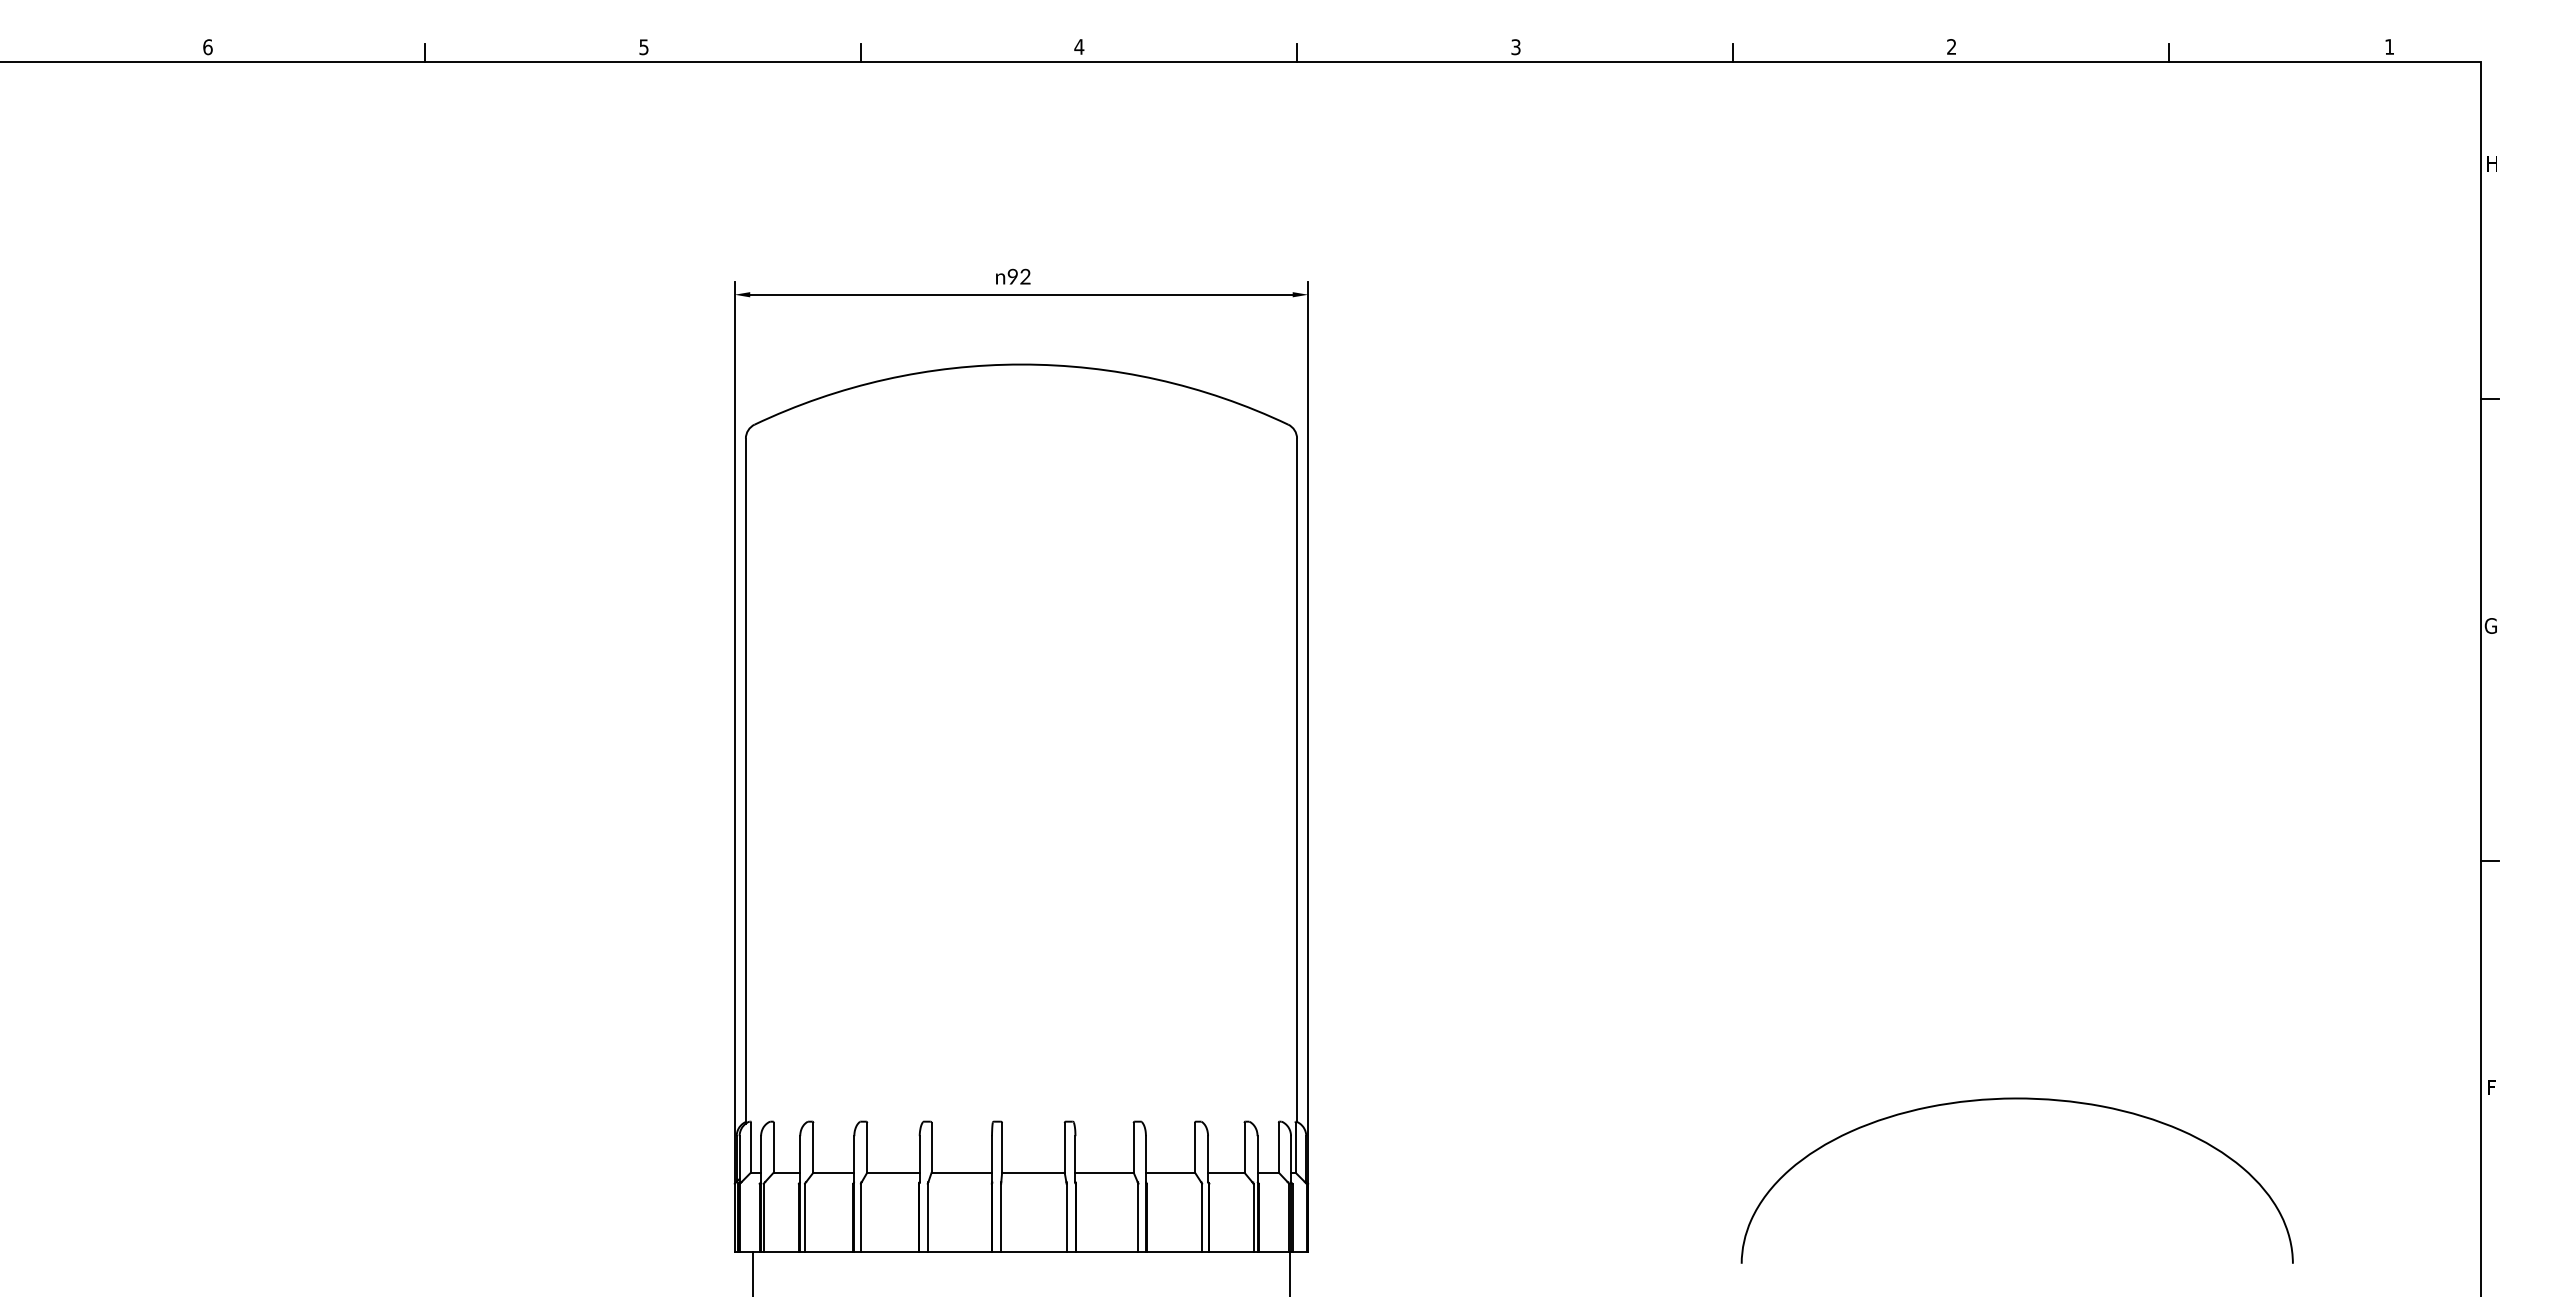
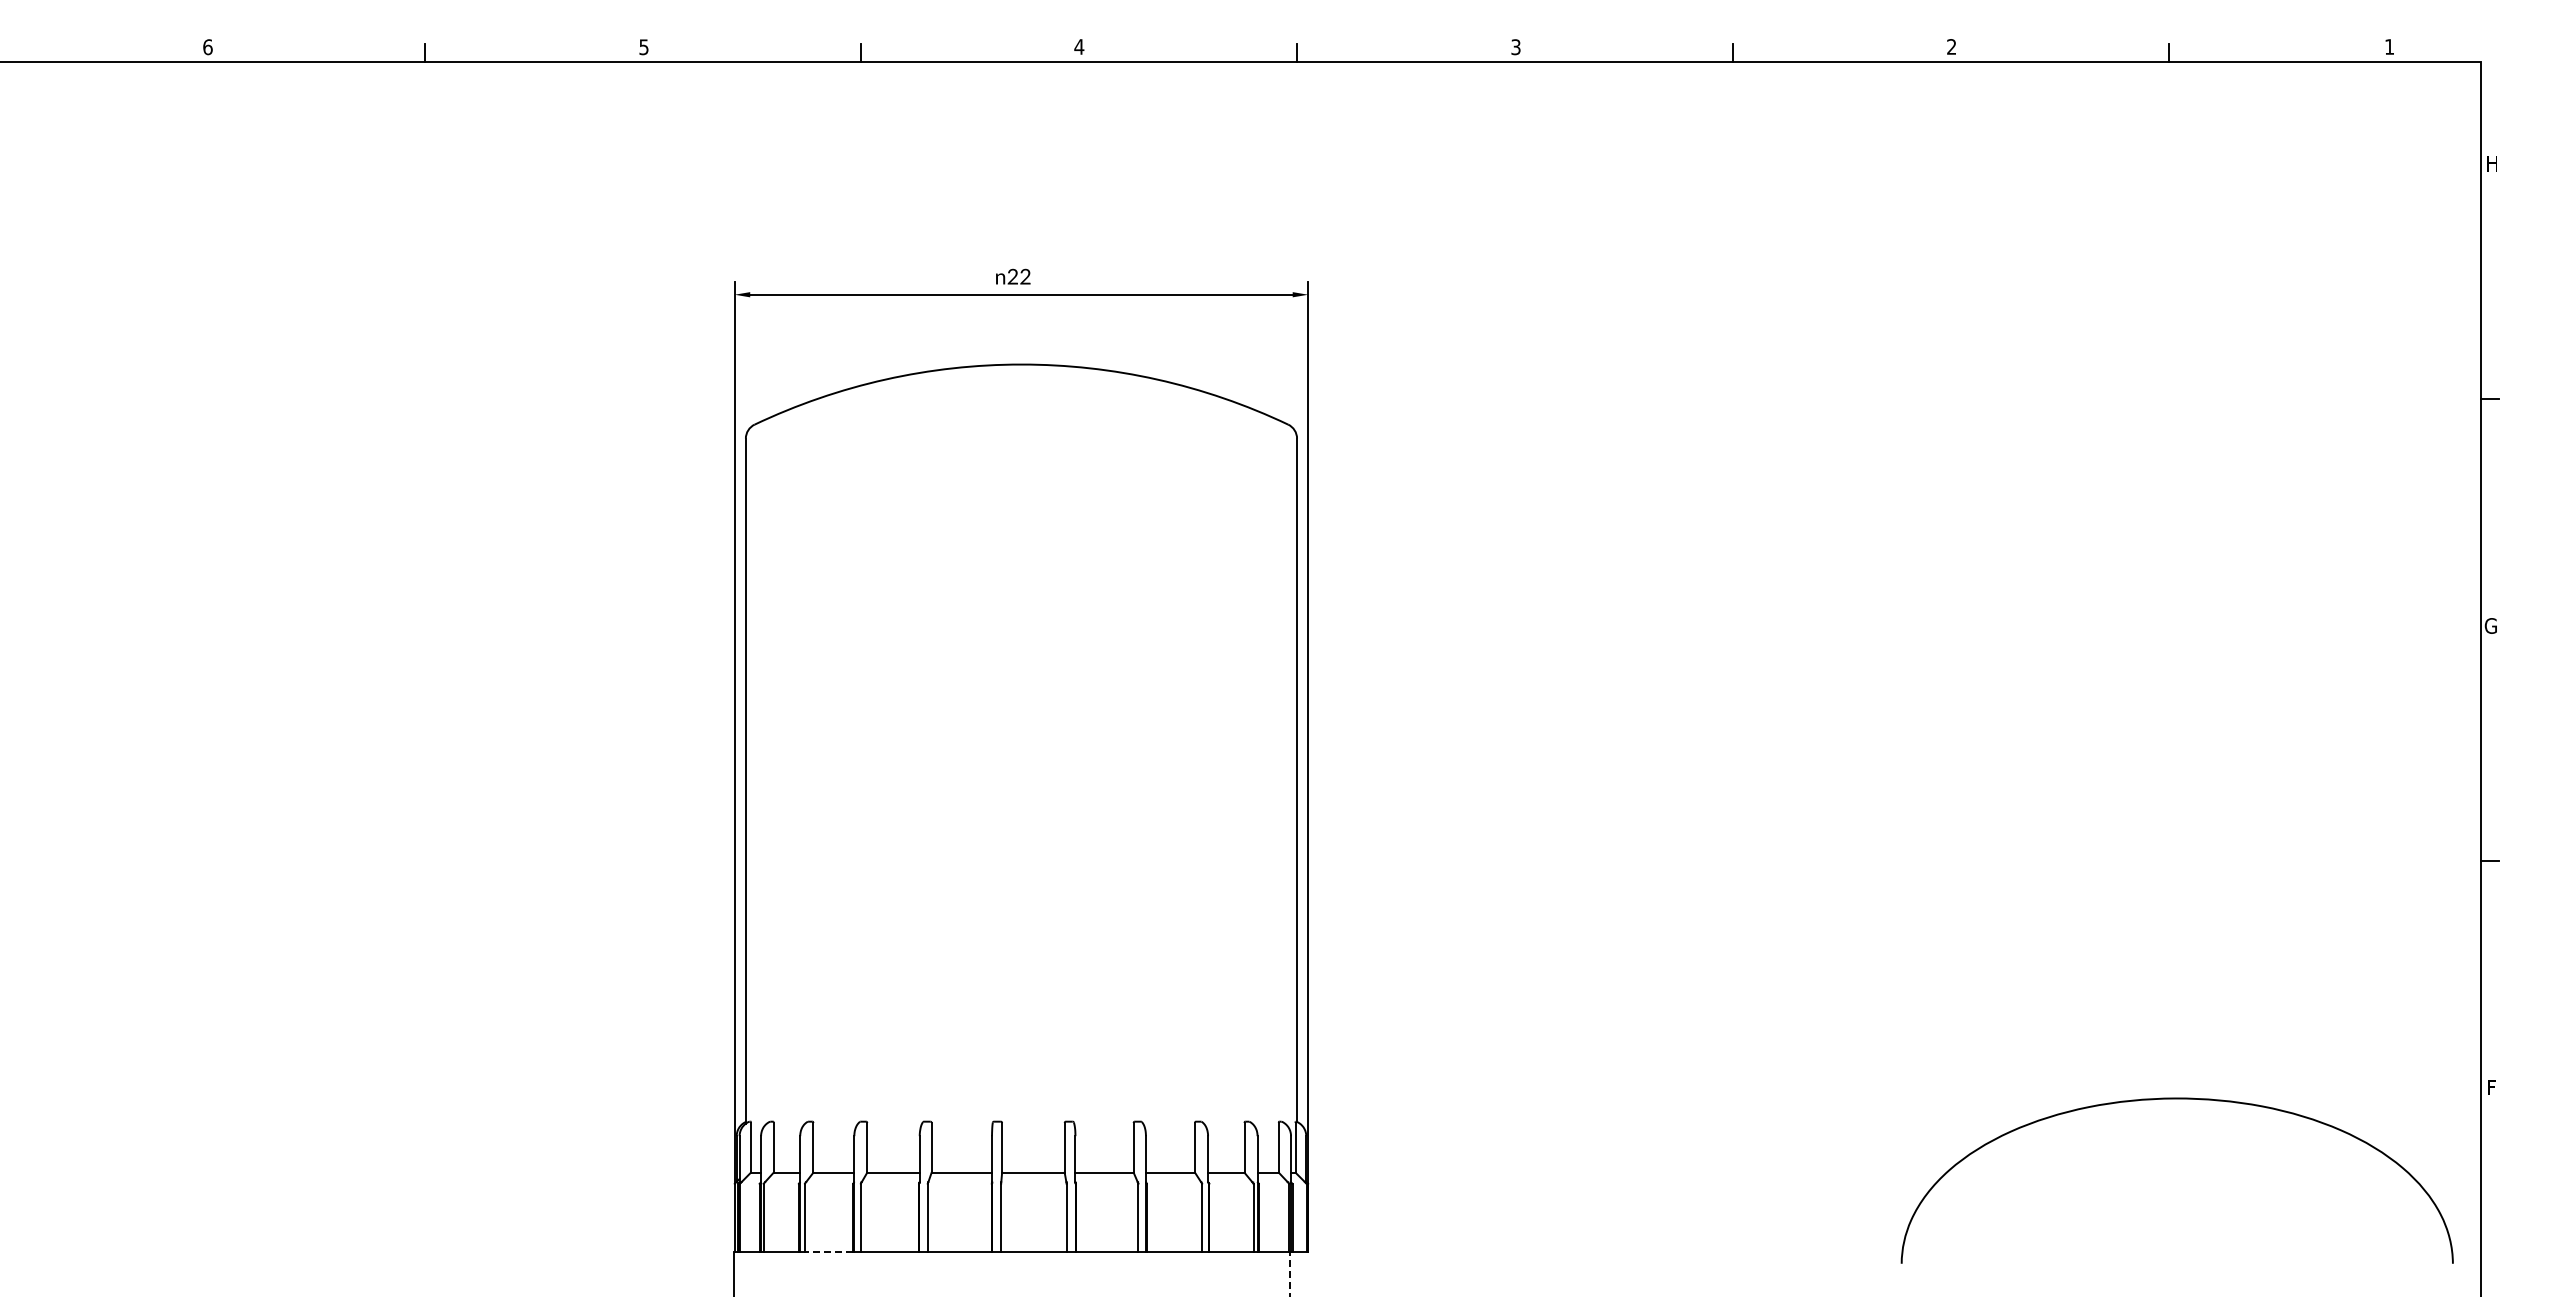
text: 92 -> 22 (1012, 277)
curve position: (2016, 1099) -> (2176, 1099) (2176, 1099)
line: solid -> dashed (828, 1252)
line position: (753, 1272) -> (734, 1272) (734, 1272)
line: solid -> dashed (1289, 1274)
